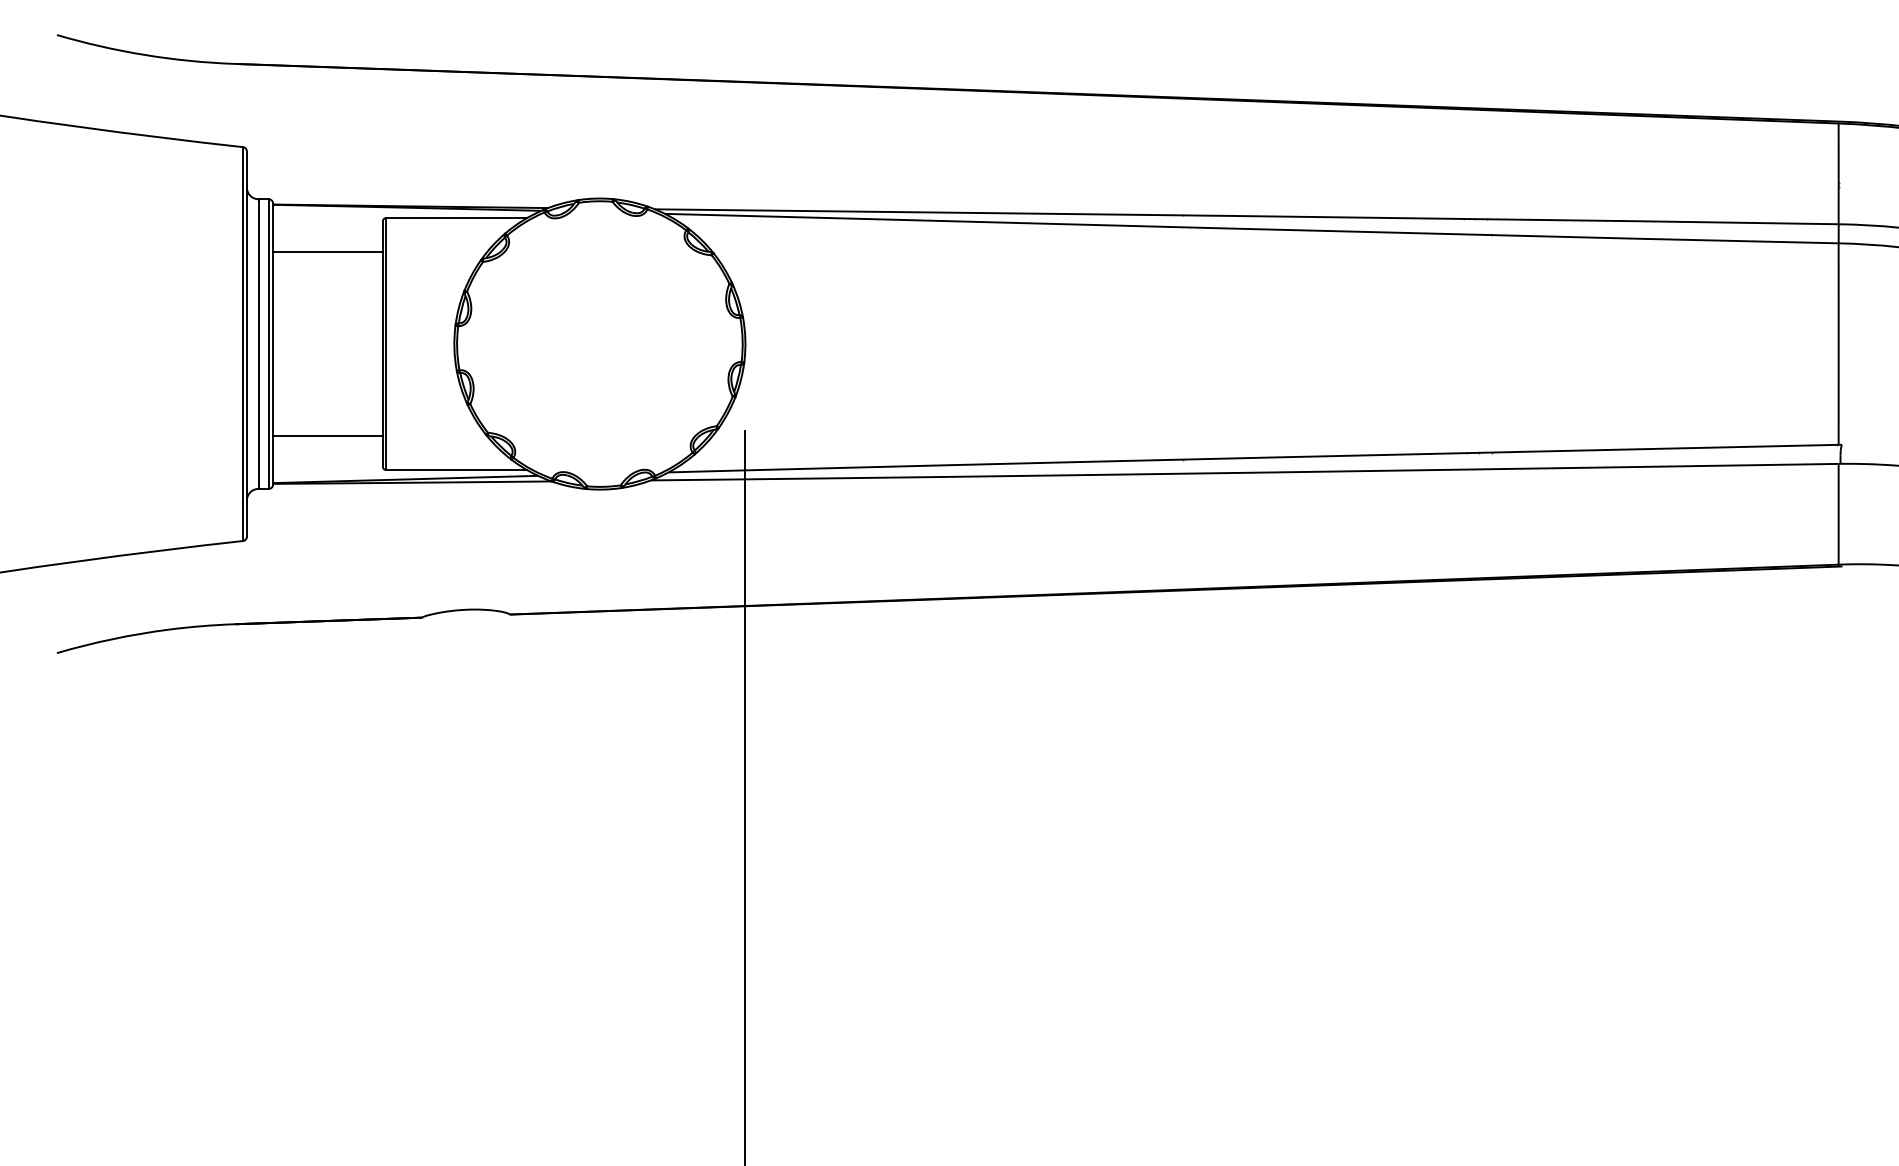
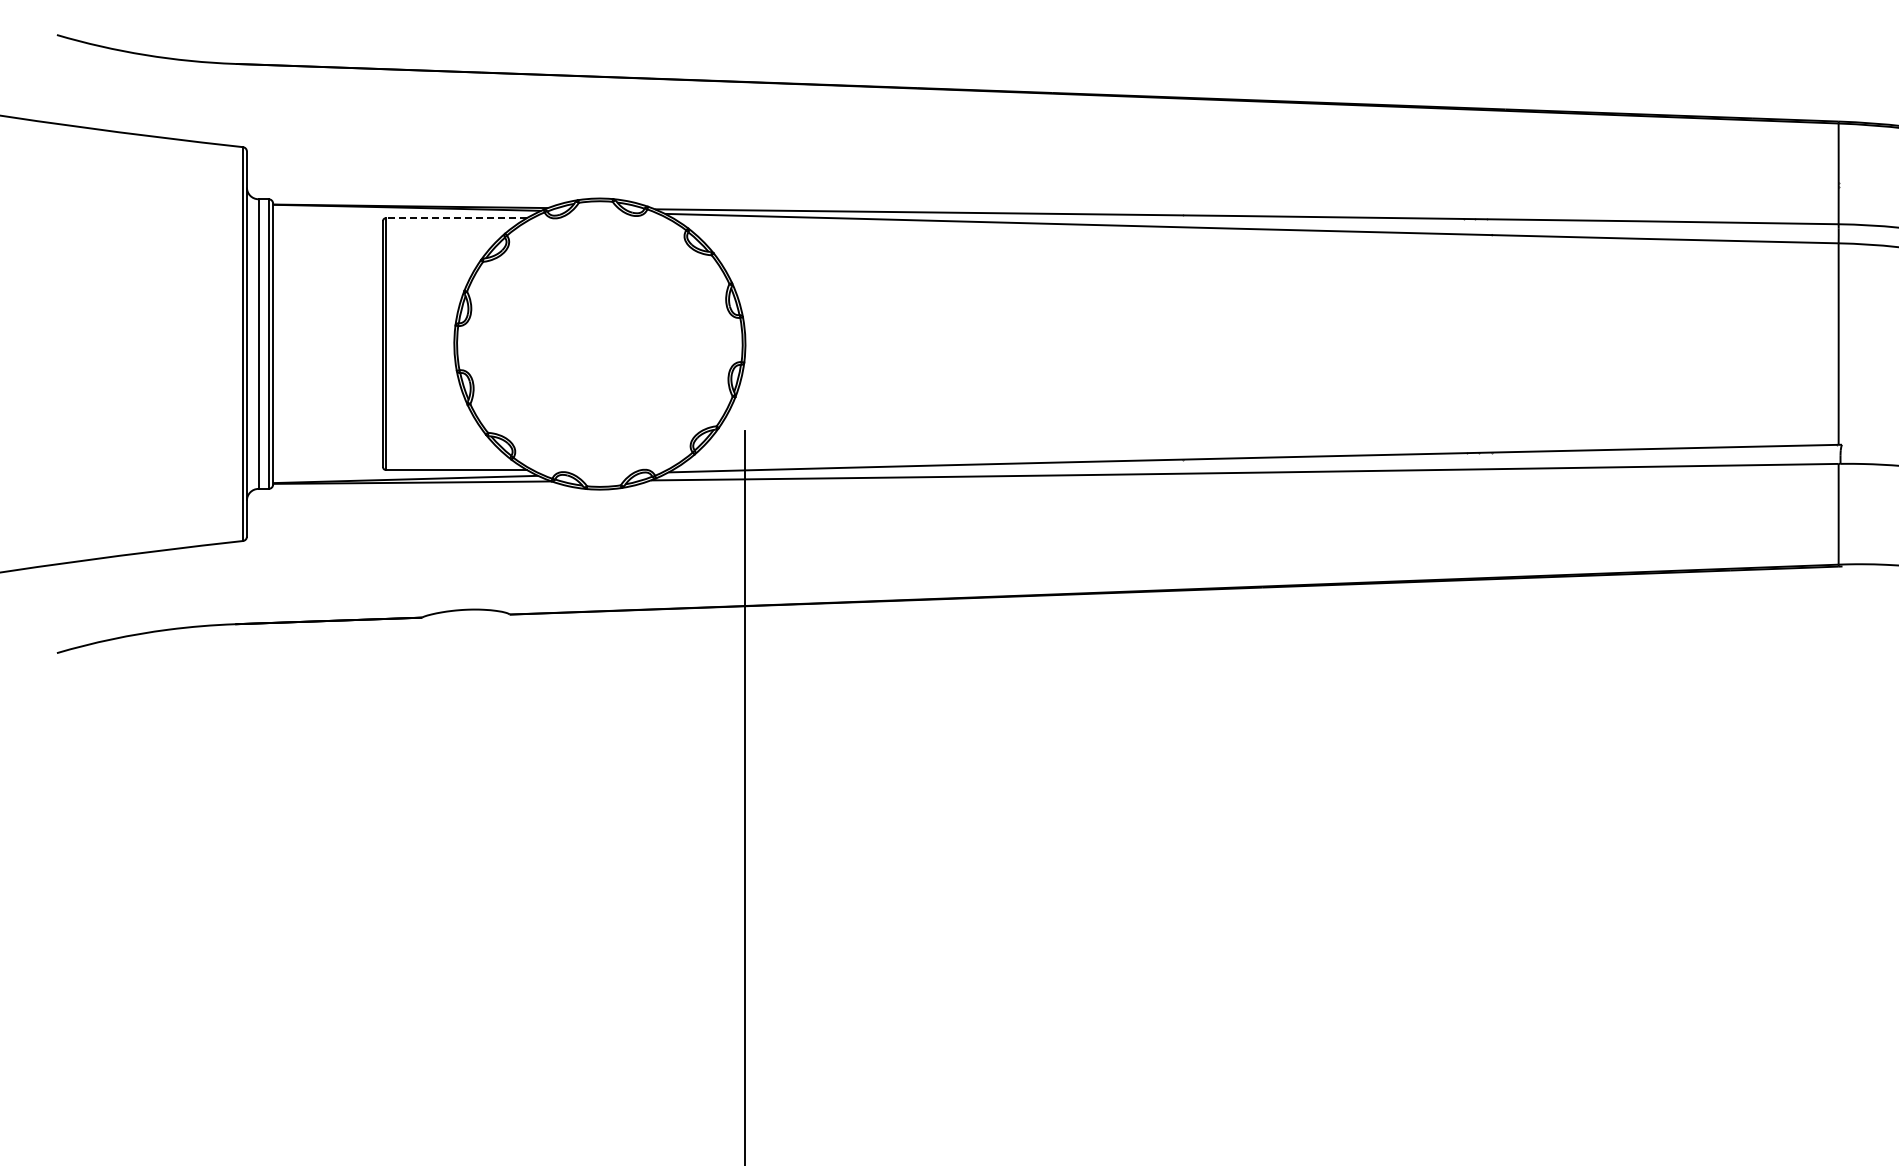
line: solid -> dashed (455, 218)
line: present -> none (328, 252)
line: present -> none (328, 435)
